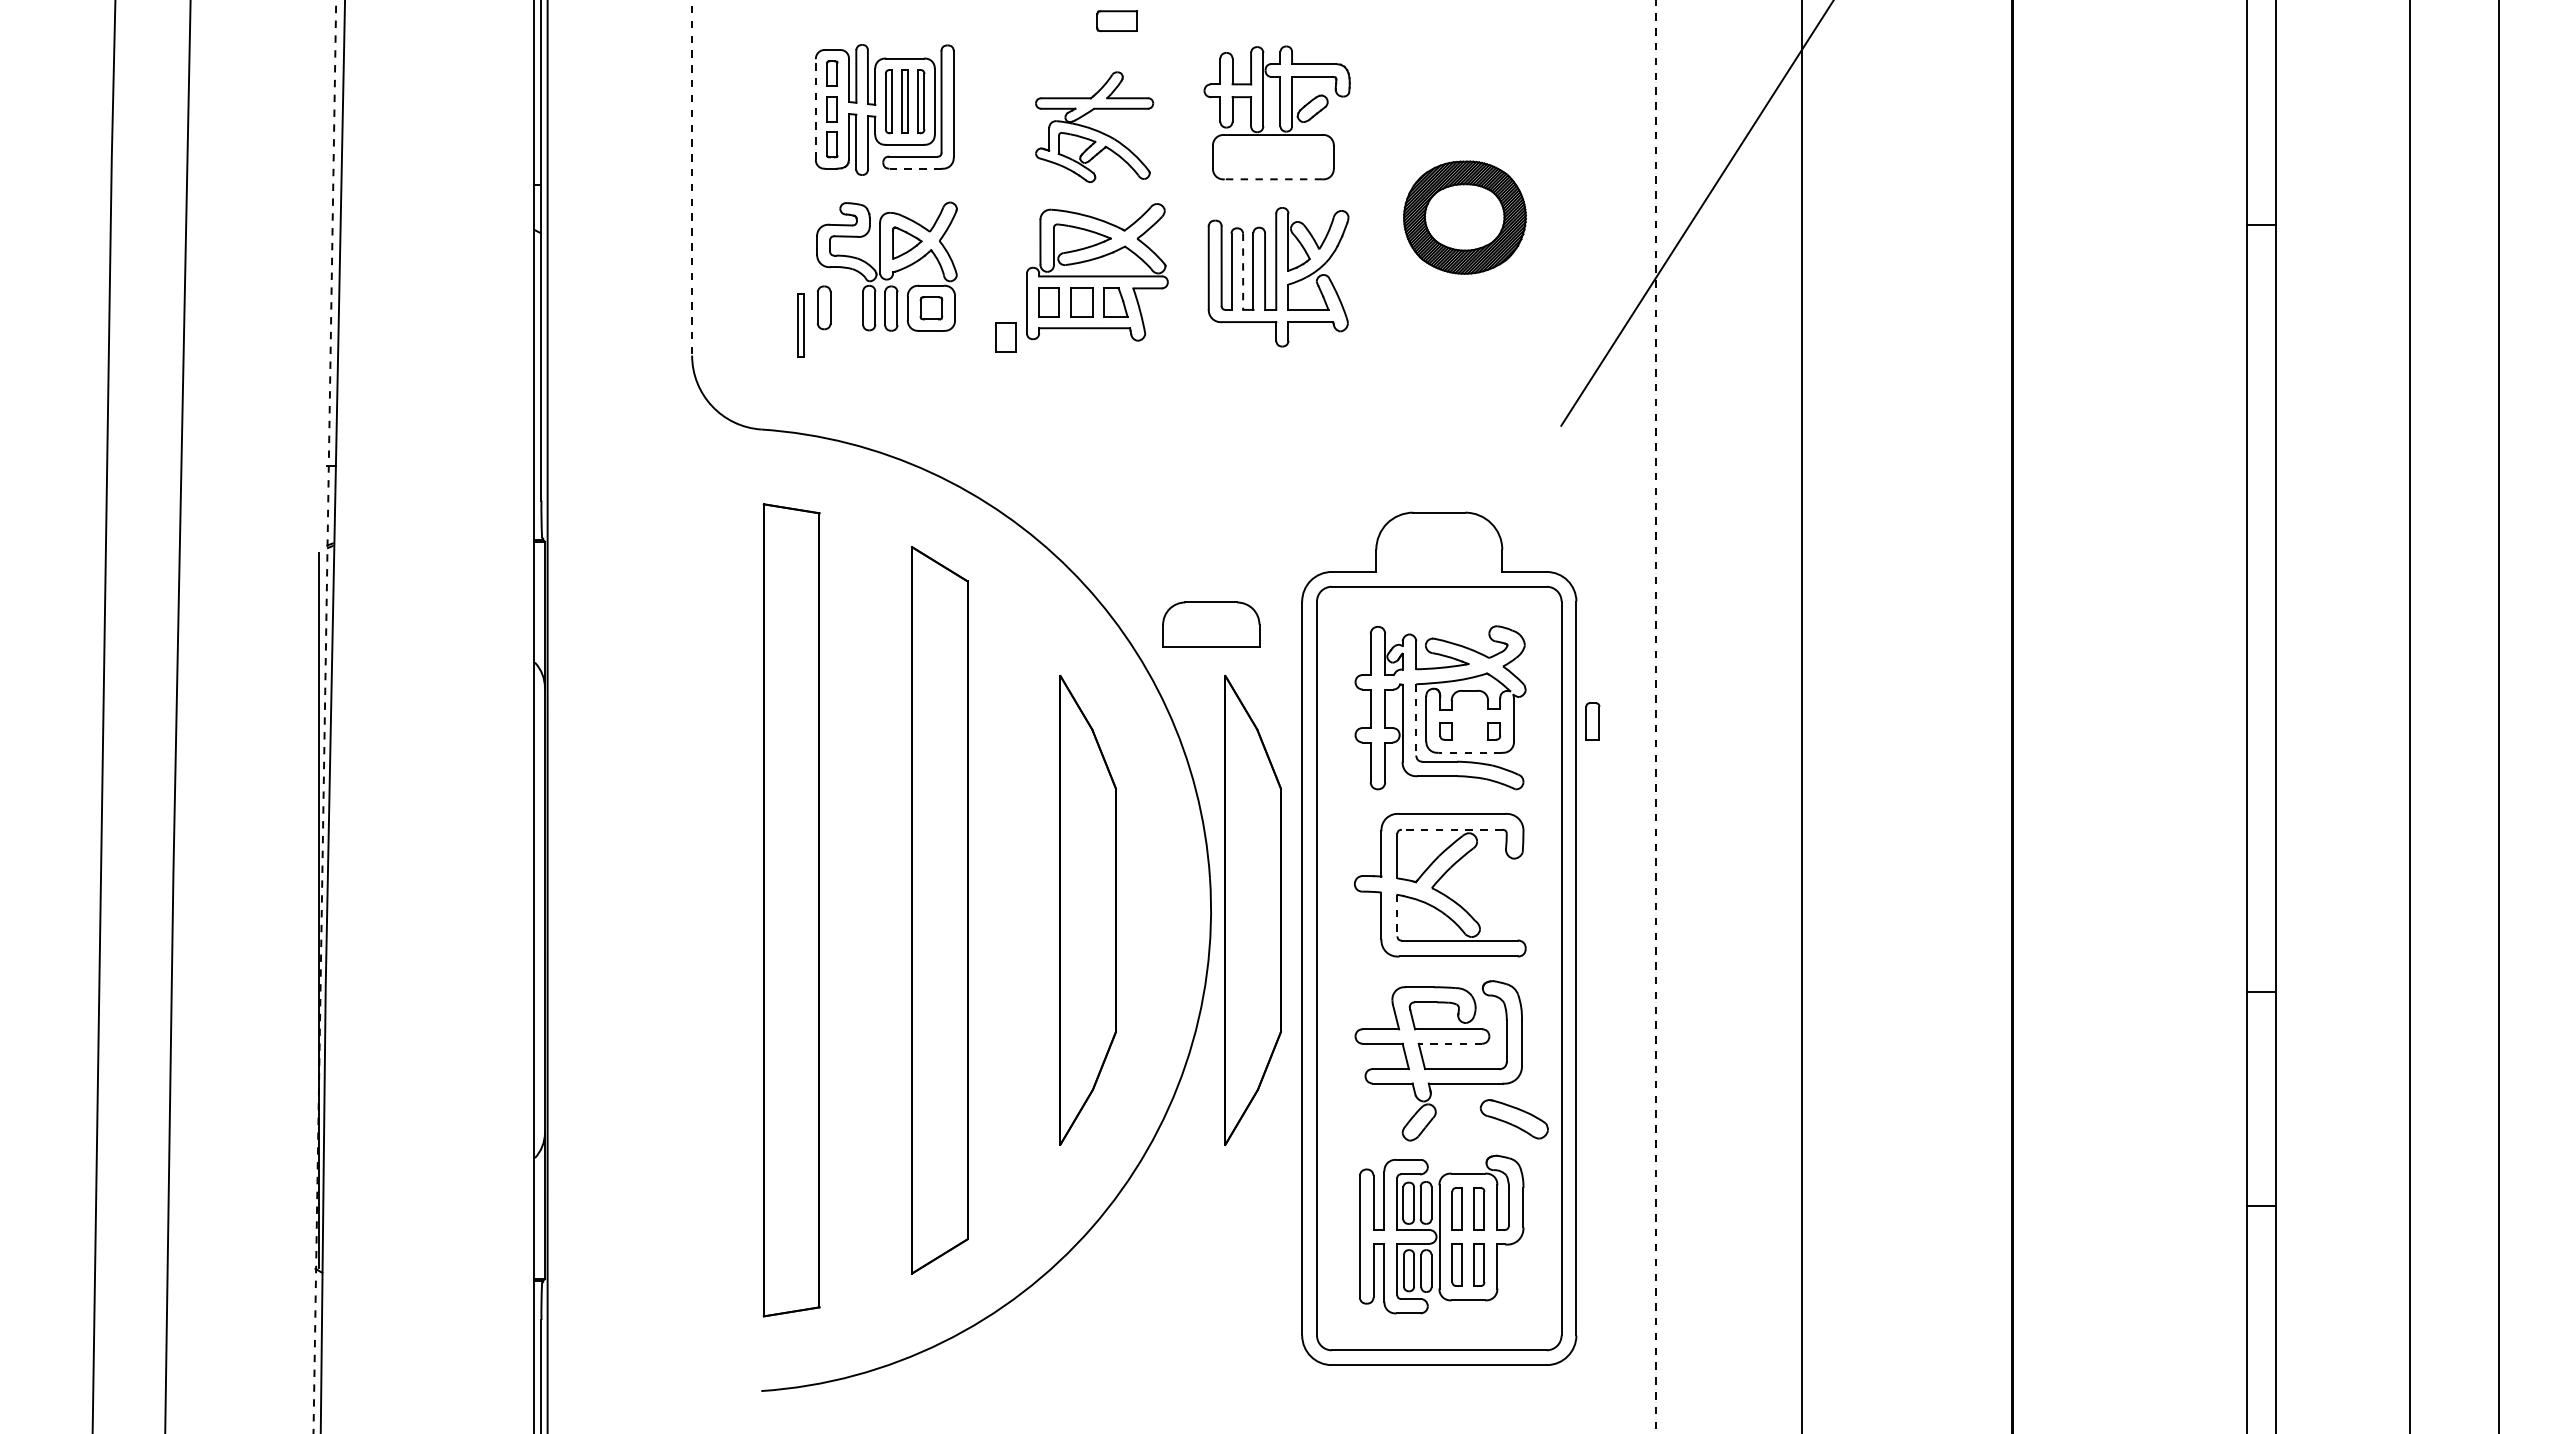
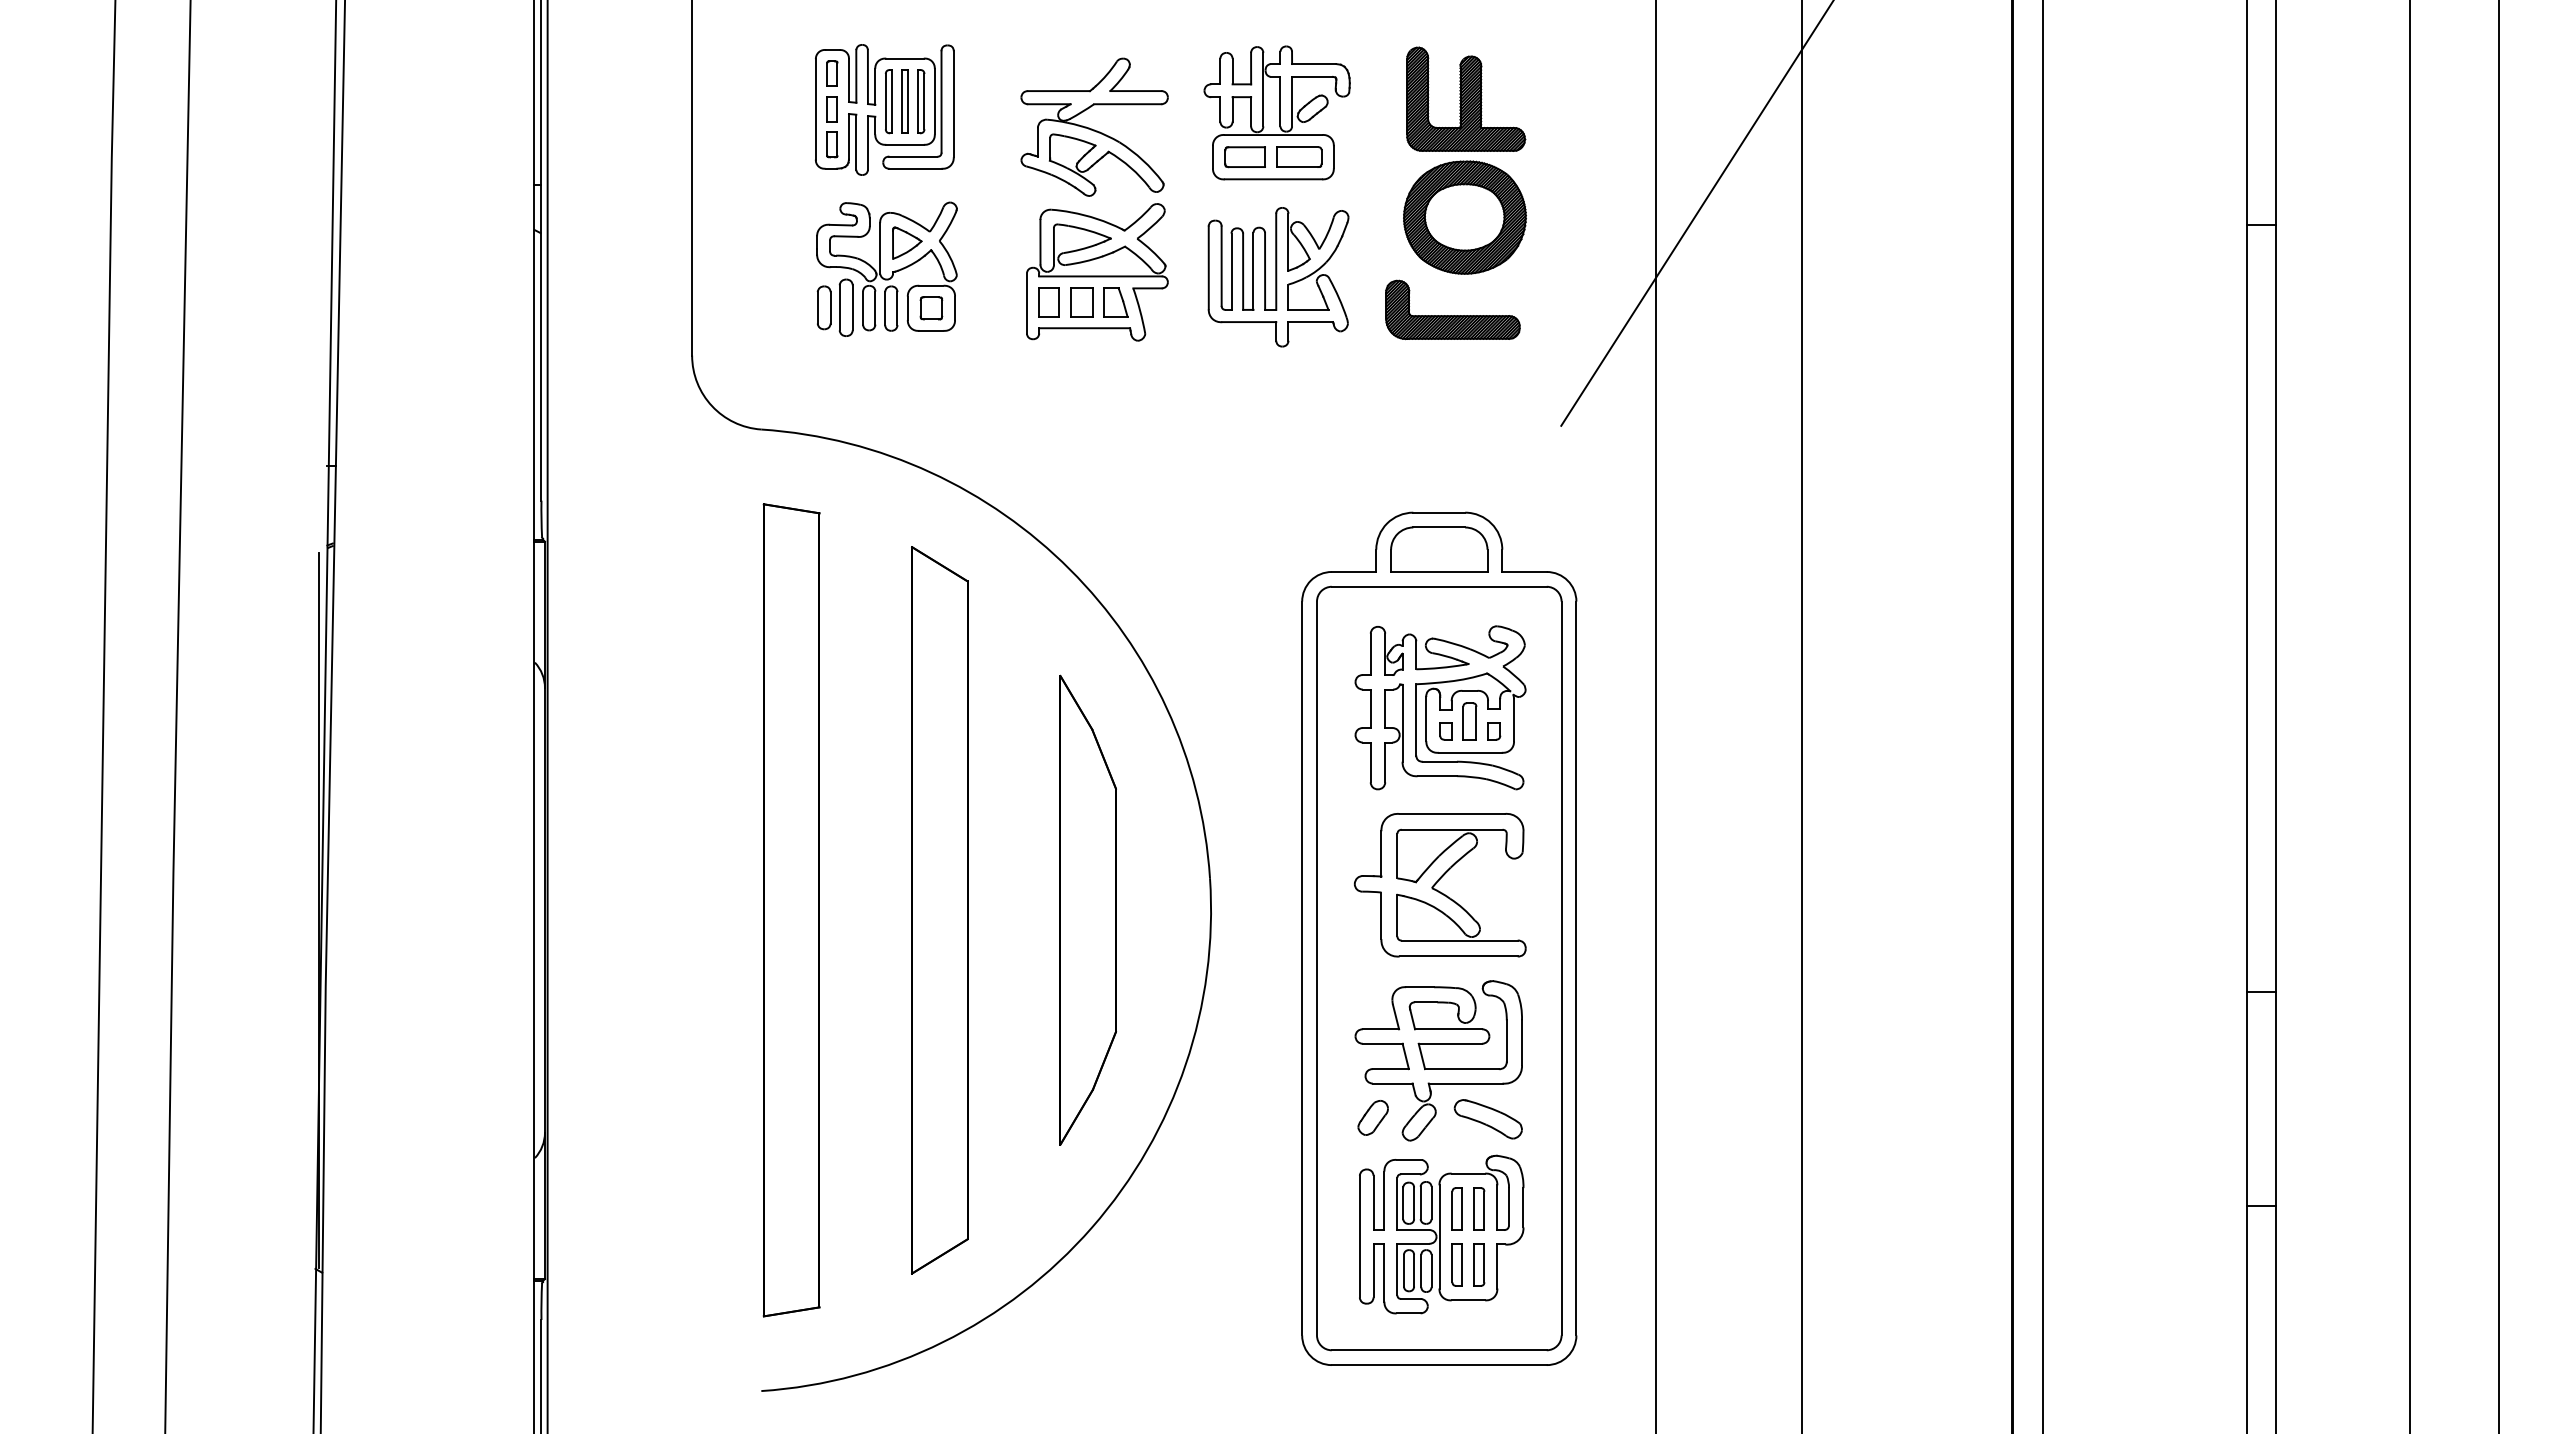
part position: (1116, 21) -> (1244, 157) (1244, 157)
part: none -> present (1466, 98)
line: dashed -> solid (815, 108)
part size: 120x113 px -> 149x140 px (1094, 126)
part: none -> present (1299, 156)
line: dashed -> solid (915, 168)
line: dashed -> solid (692, 178)
line: dashed -> solid (1273, 179)
line: dashed -> solid (1243, 272)
part: none -> present (845, 307)
part: none -> present (1452, 309)
part: present -> none (800, 325)
part: present -> none (1005, 337)
part position: (1211, 624) -> (1439, 549) (1439, 549)
line: dashed -> solid (1655, 716)
line: none -> present (2042, 716)
line: dashed -> solid (324, 717)
line: dashed -> solid (1416, 719)
part position: (1592, 721) -> (1469, 721) (1469, 721)
line: dashed -> solid (1470, 752)
line: dashed -> solid (1451, 829)
part: present -> none (1252, 909)
line: dashed -> solid (1397, 915)
line: dashed -> solid (1450, 1043)
part: none -> present (1372, 1117)
part position: (1513, 1119) -> (1487, 1119) (1487, 1119)
